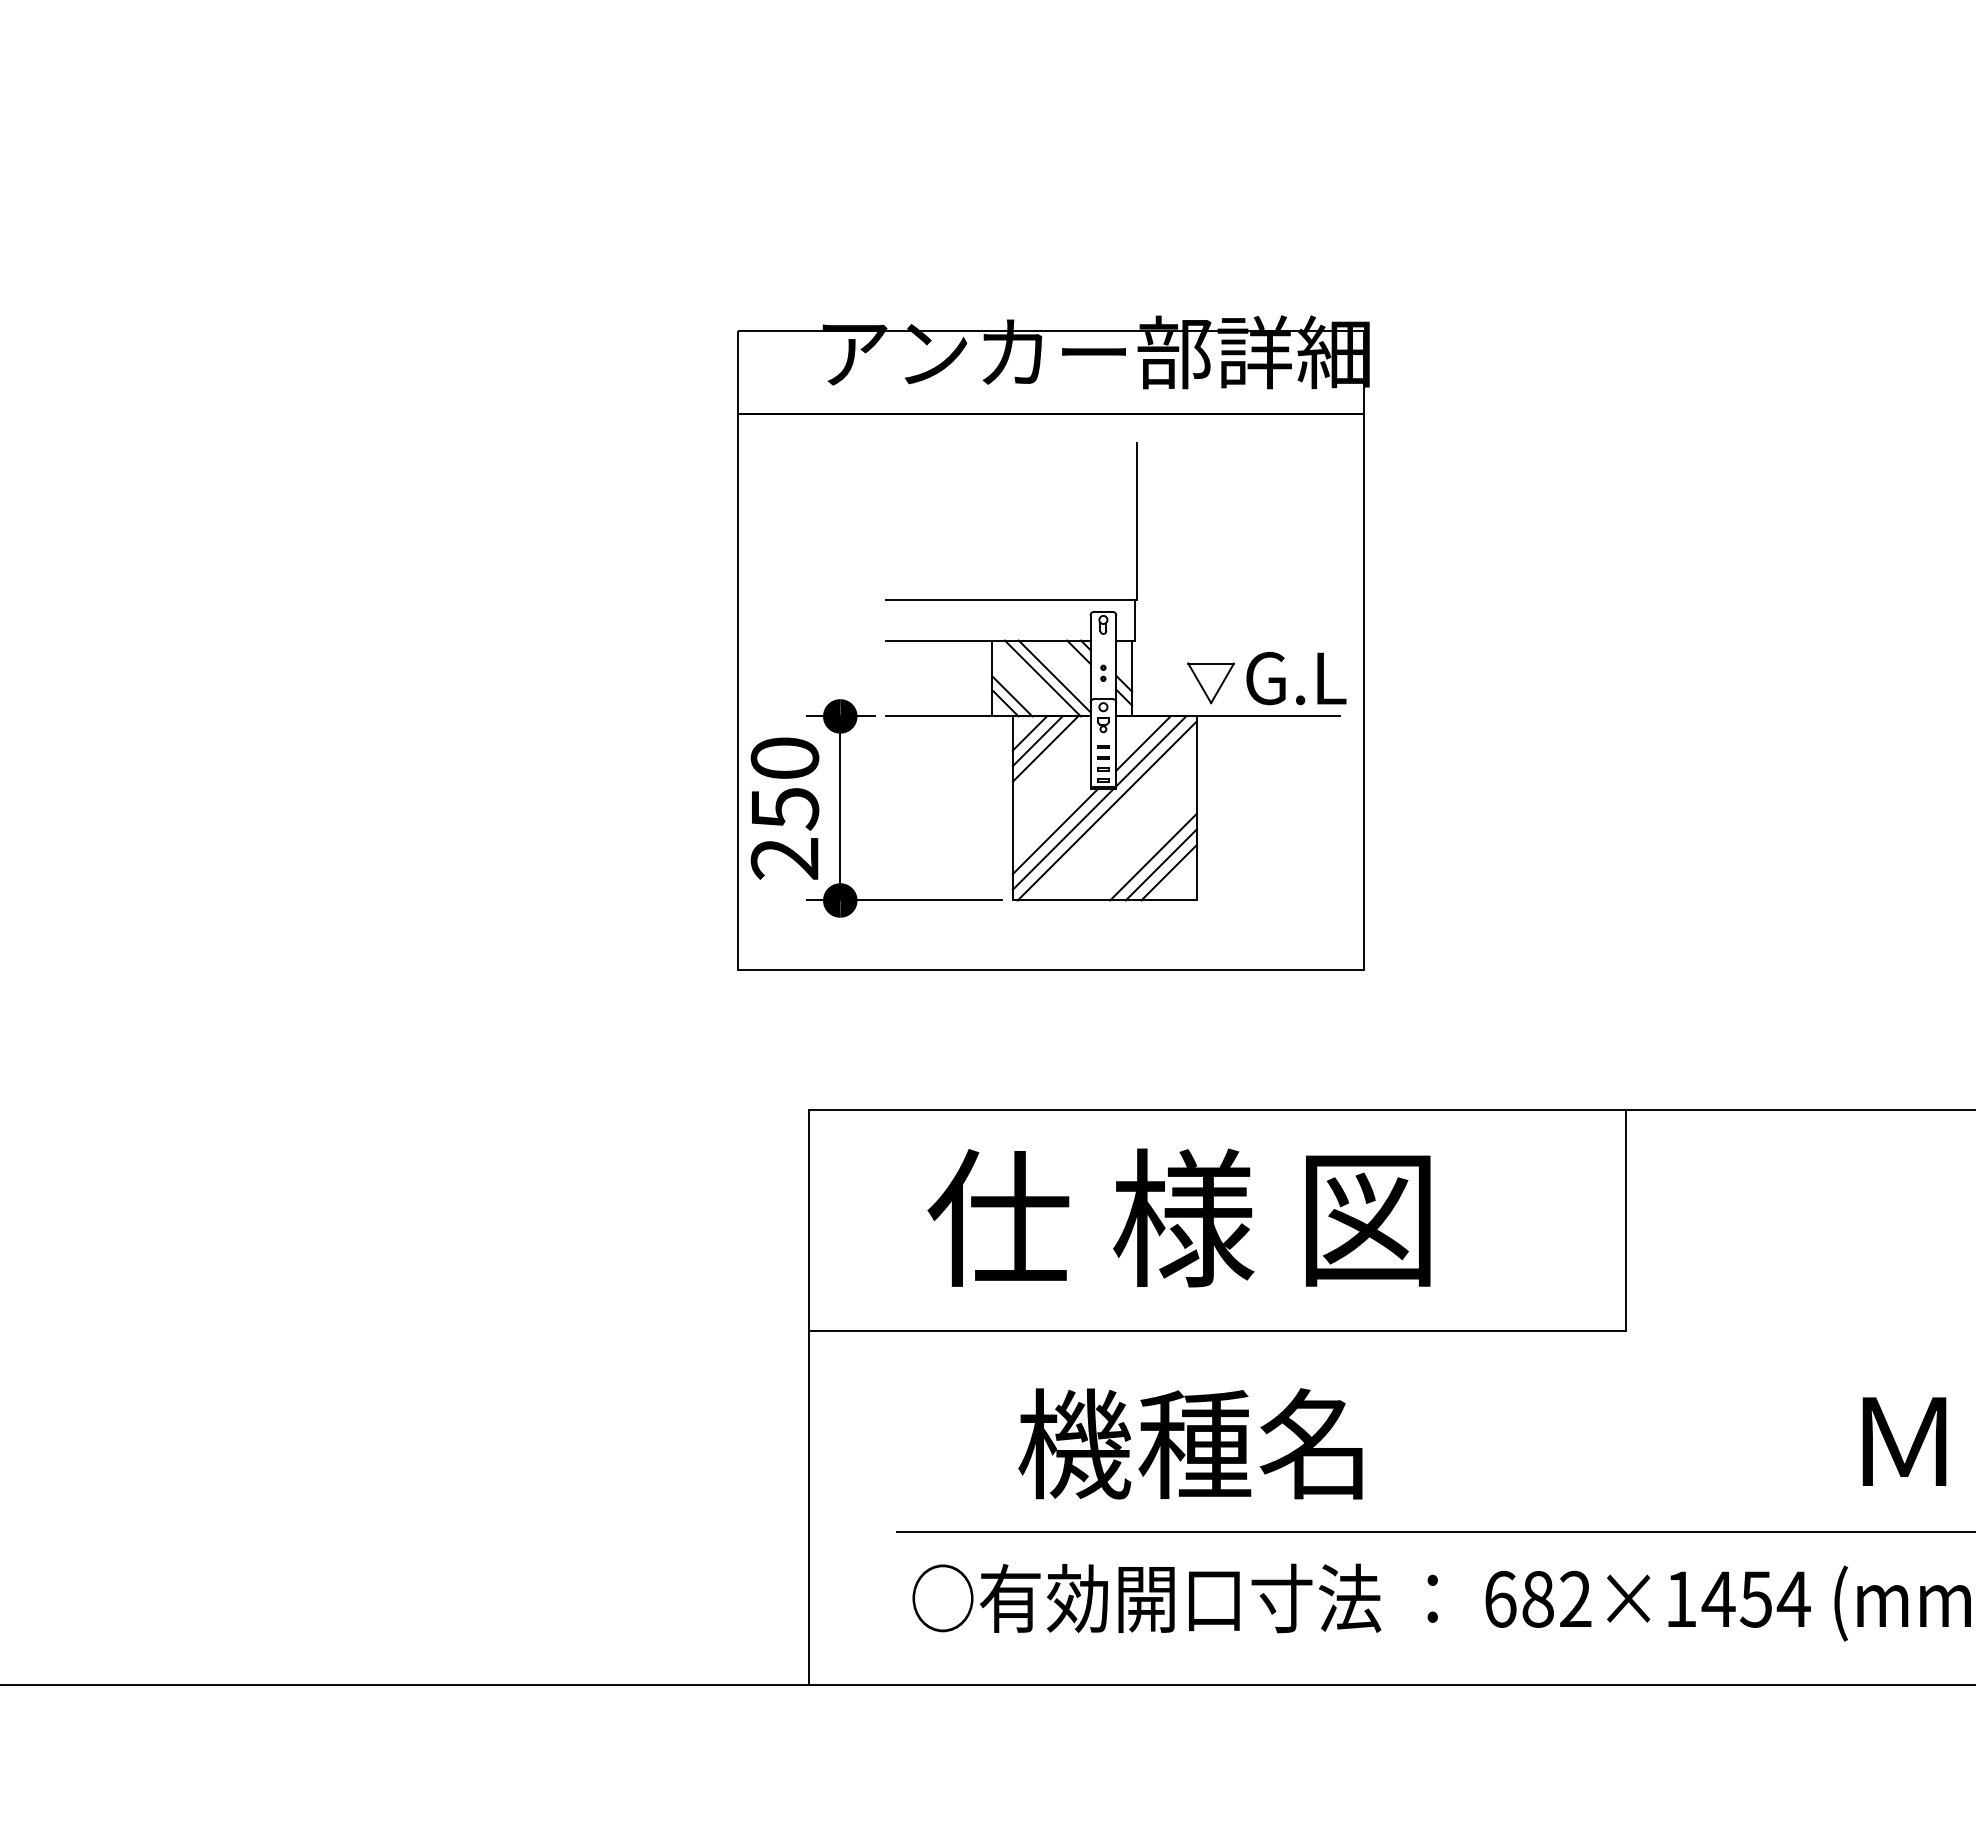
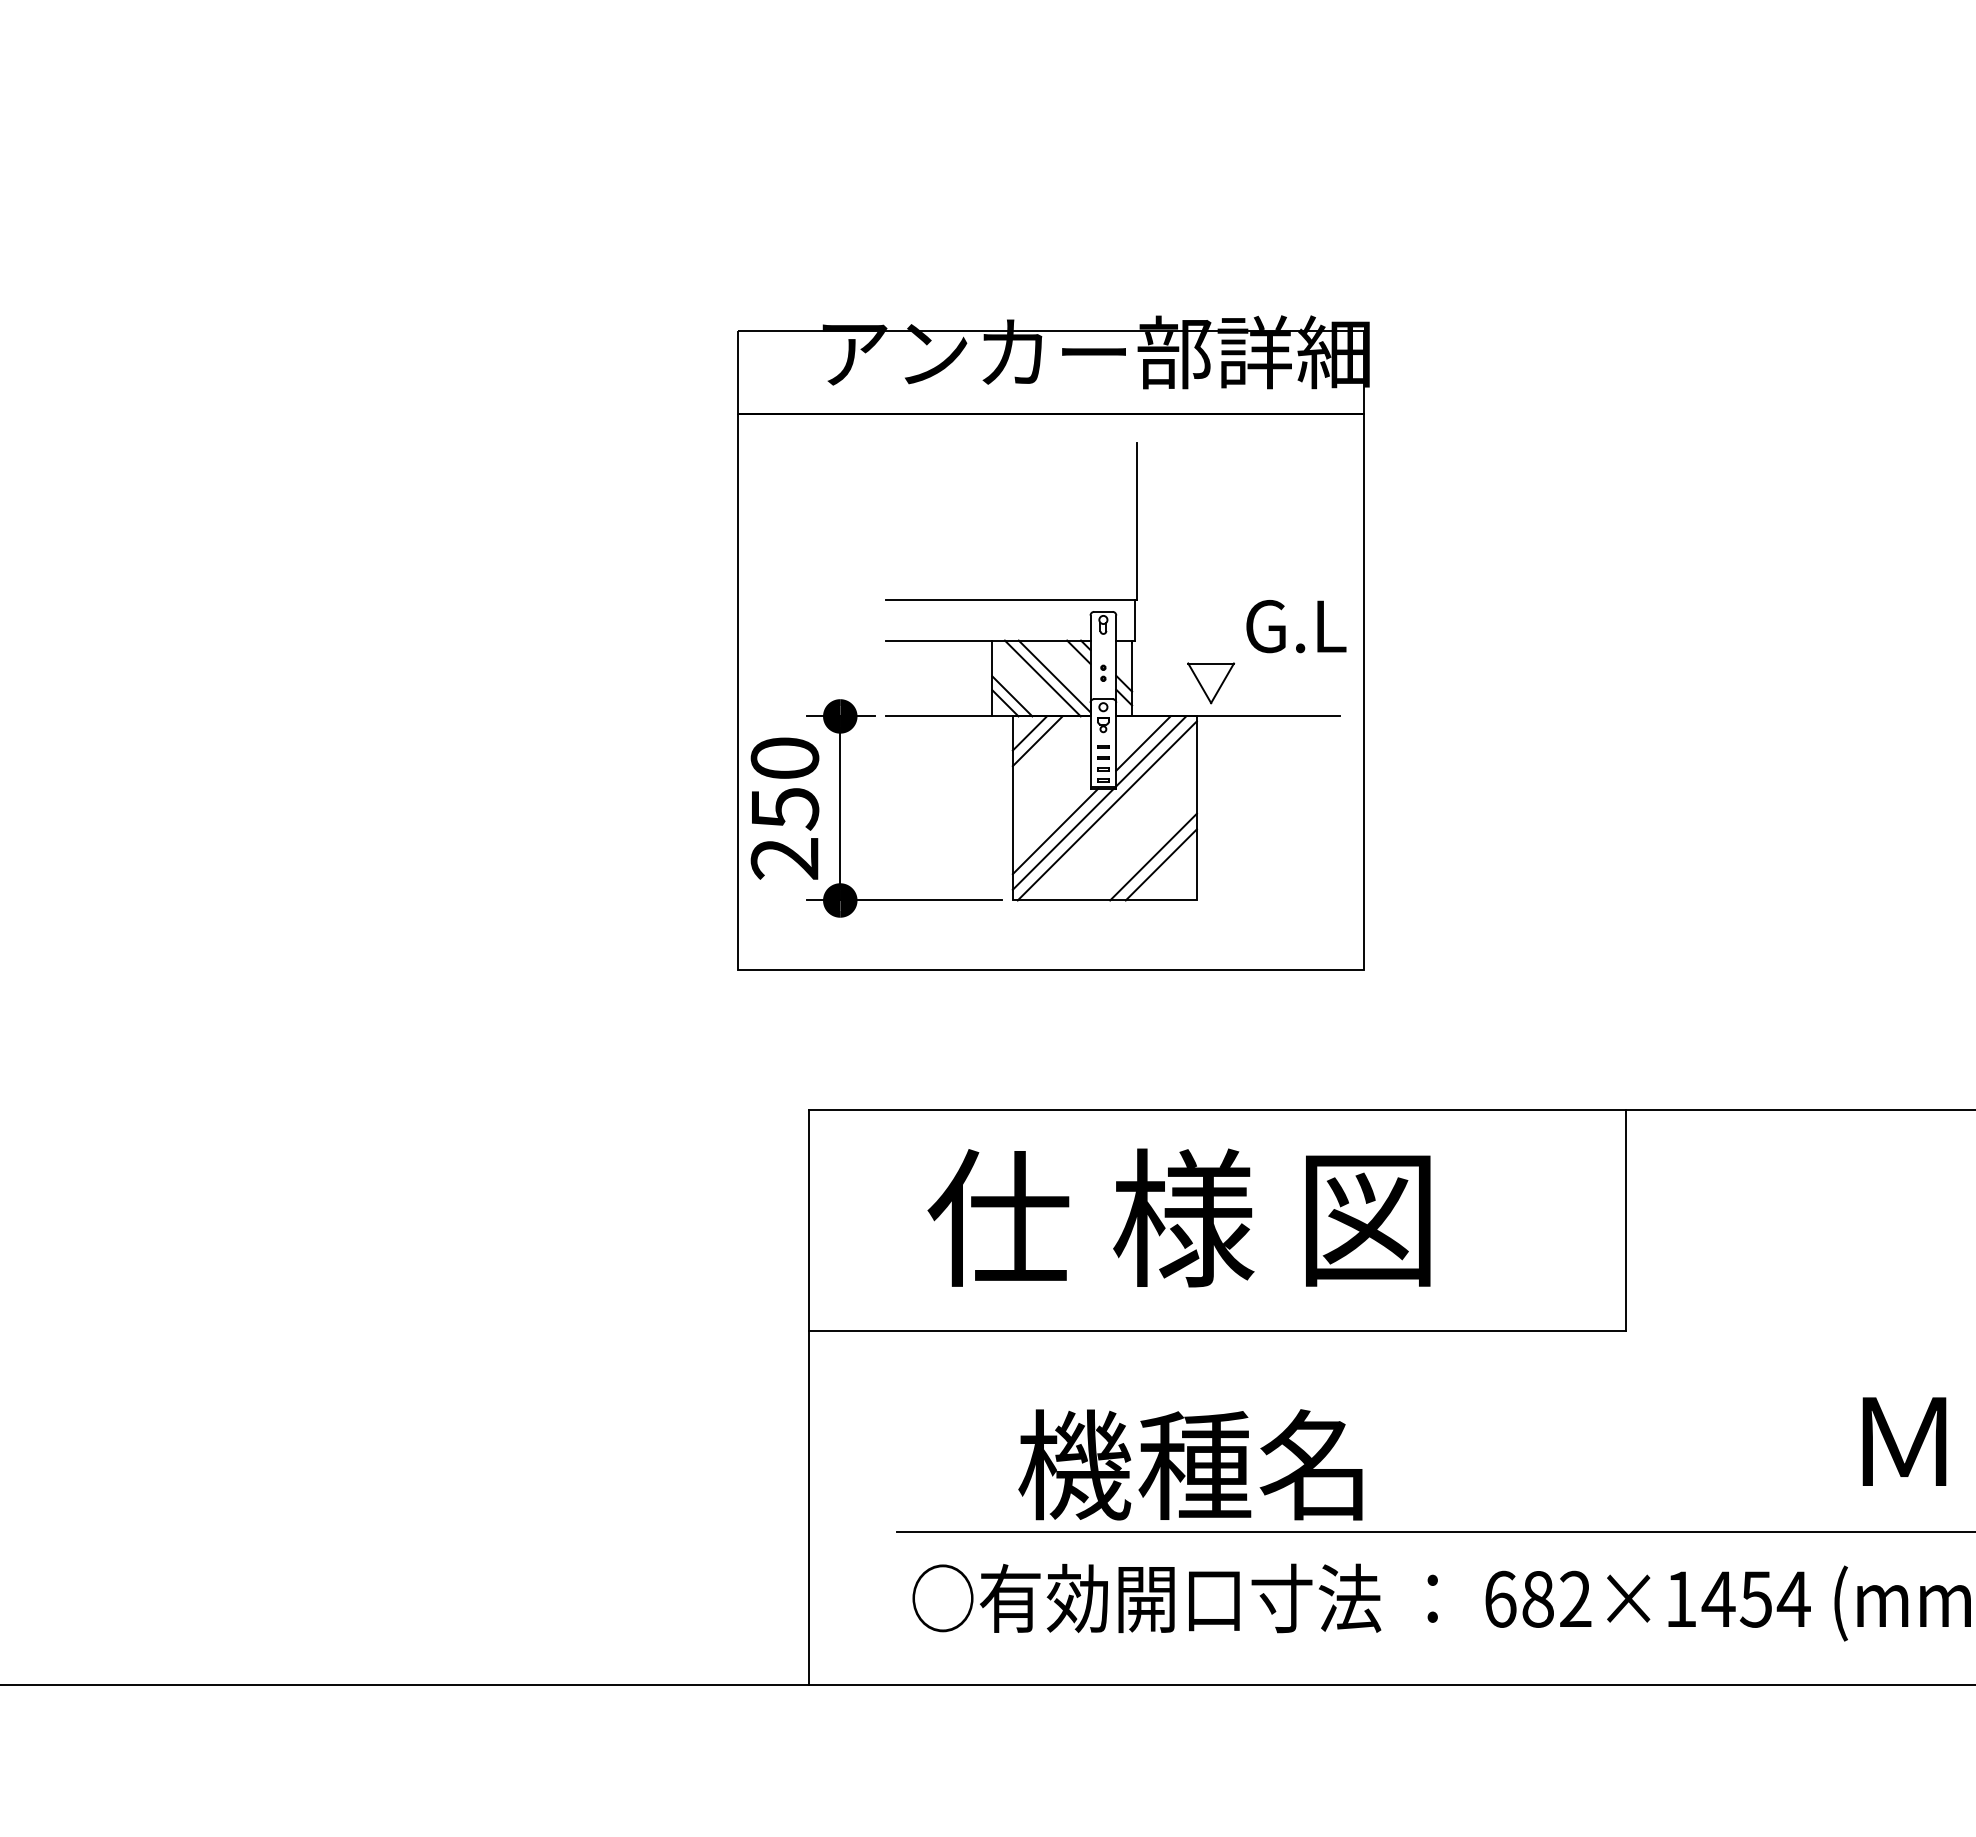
text position: (1296, 678) -> (1296, 626) (1296, 626)
line: present -> none (1045, 748)
line: present -> none (1168, 872)
text position: (1190, 1443) -> (1190, 1464) (1190, 1464)
